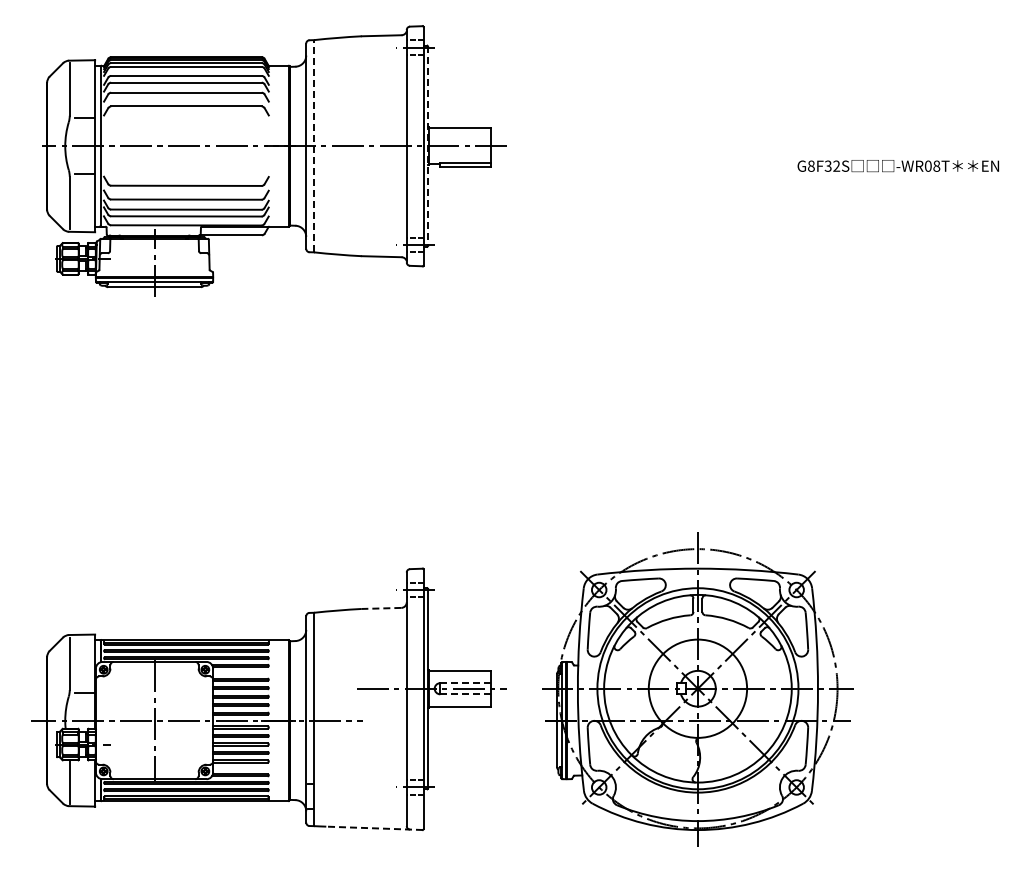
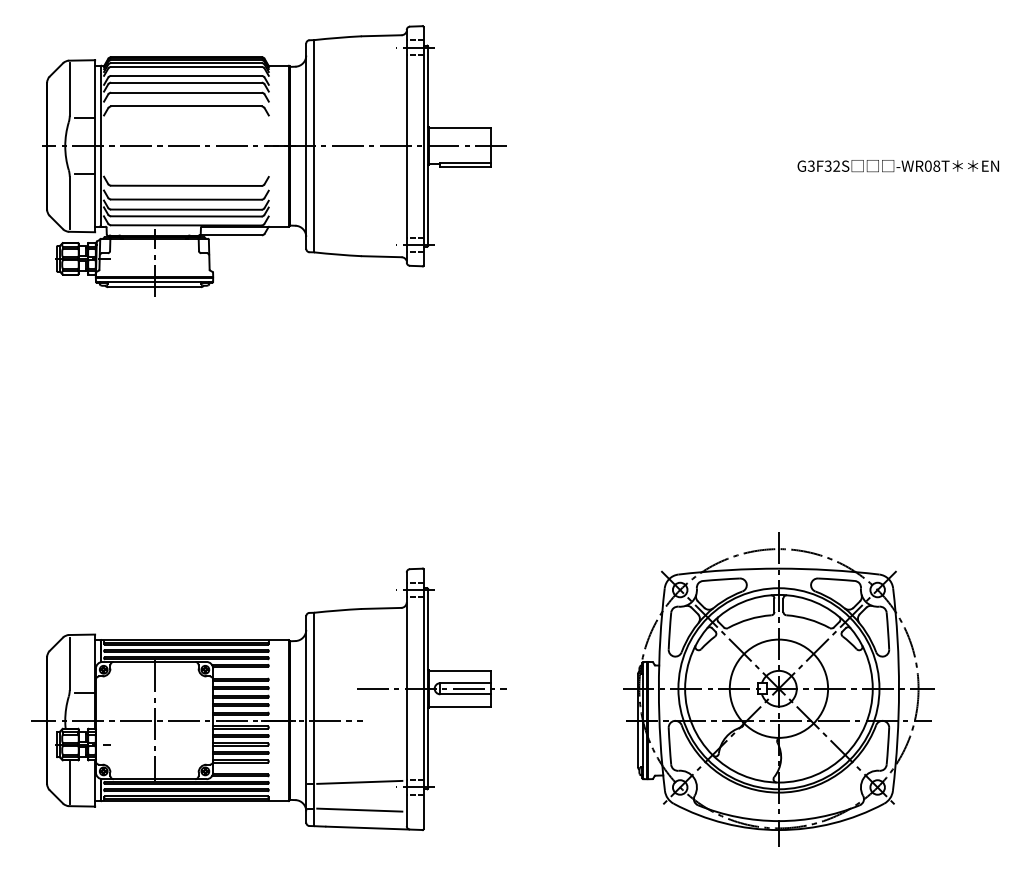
line: dashed -> solid (314, 145)
line: dashed -> solid (428, 146)
text: G8F32S -> G3F32S (810, 165)
line: dashed -> solid (381, 608)
line: dashed -> solid (465, 683)
part position: (697, 689) -> (778, 689) (778, 689)
line: dashed -> solid (465, 694)
line: none -> present (359, 781)
line: none -> present (359, 809)
line: dashed -> solid (374, 828)
